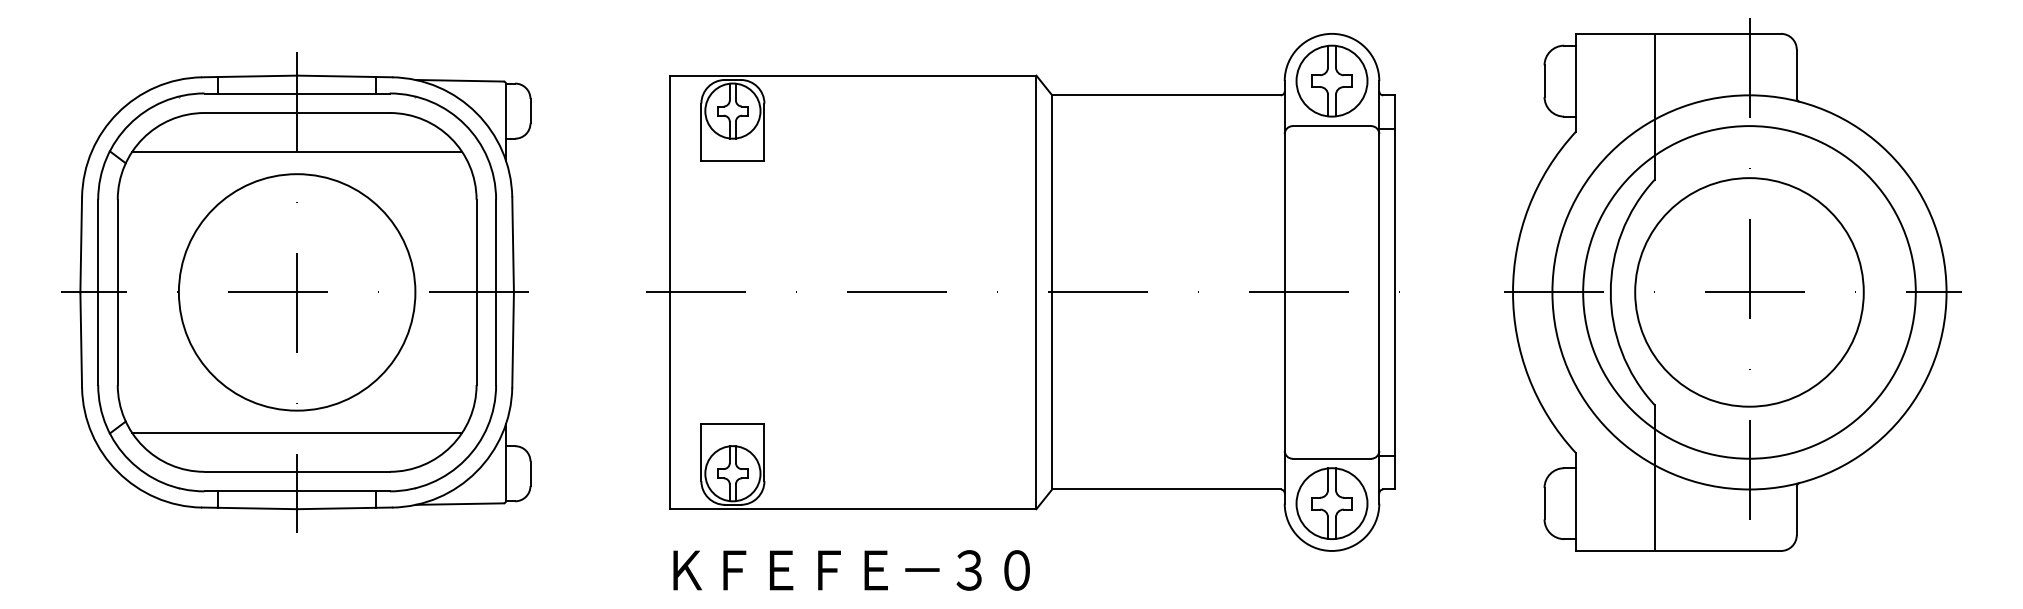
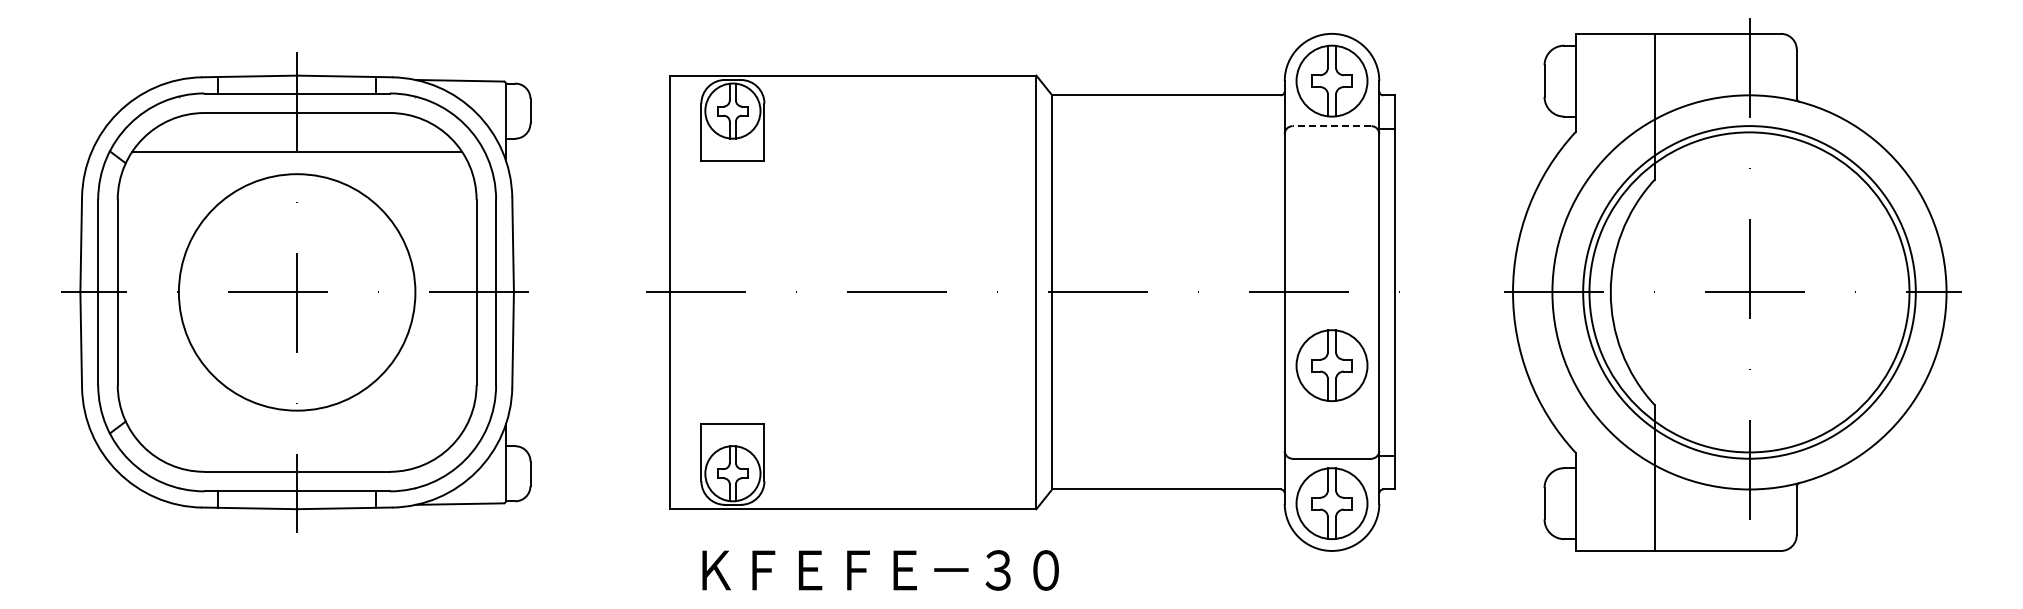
line: solid -> dashed (1331, 126)
circle diameter: 229 px -> 320 px (1749, 292)
part: none -> present (1331, 365)
line: present -> none (297, 432)
text position: (851, 570) -> (880, 570) (880, 570)
